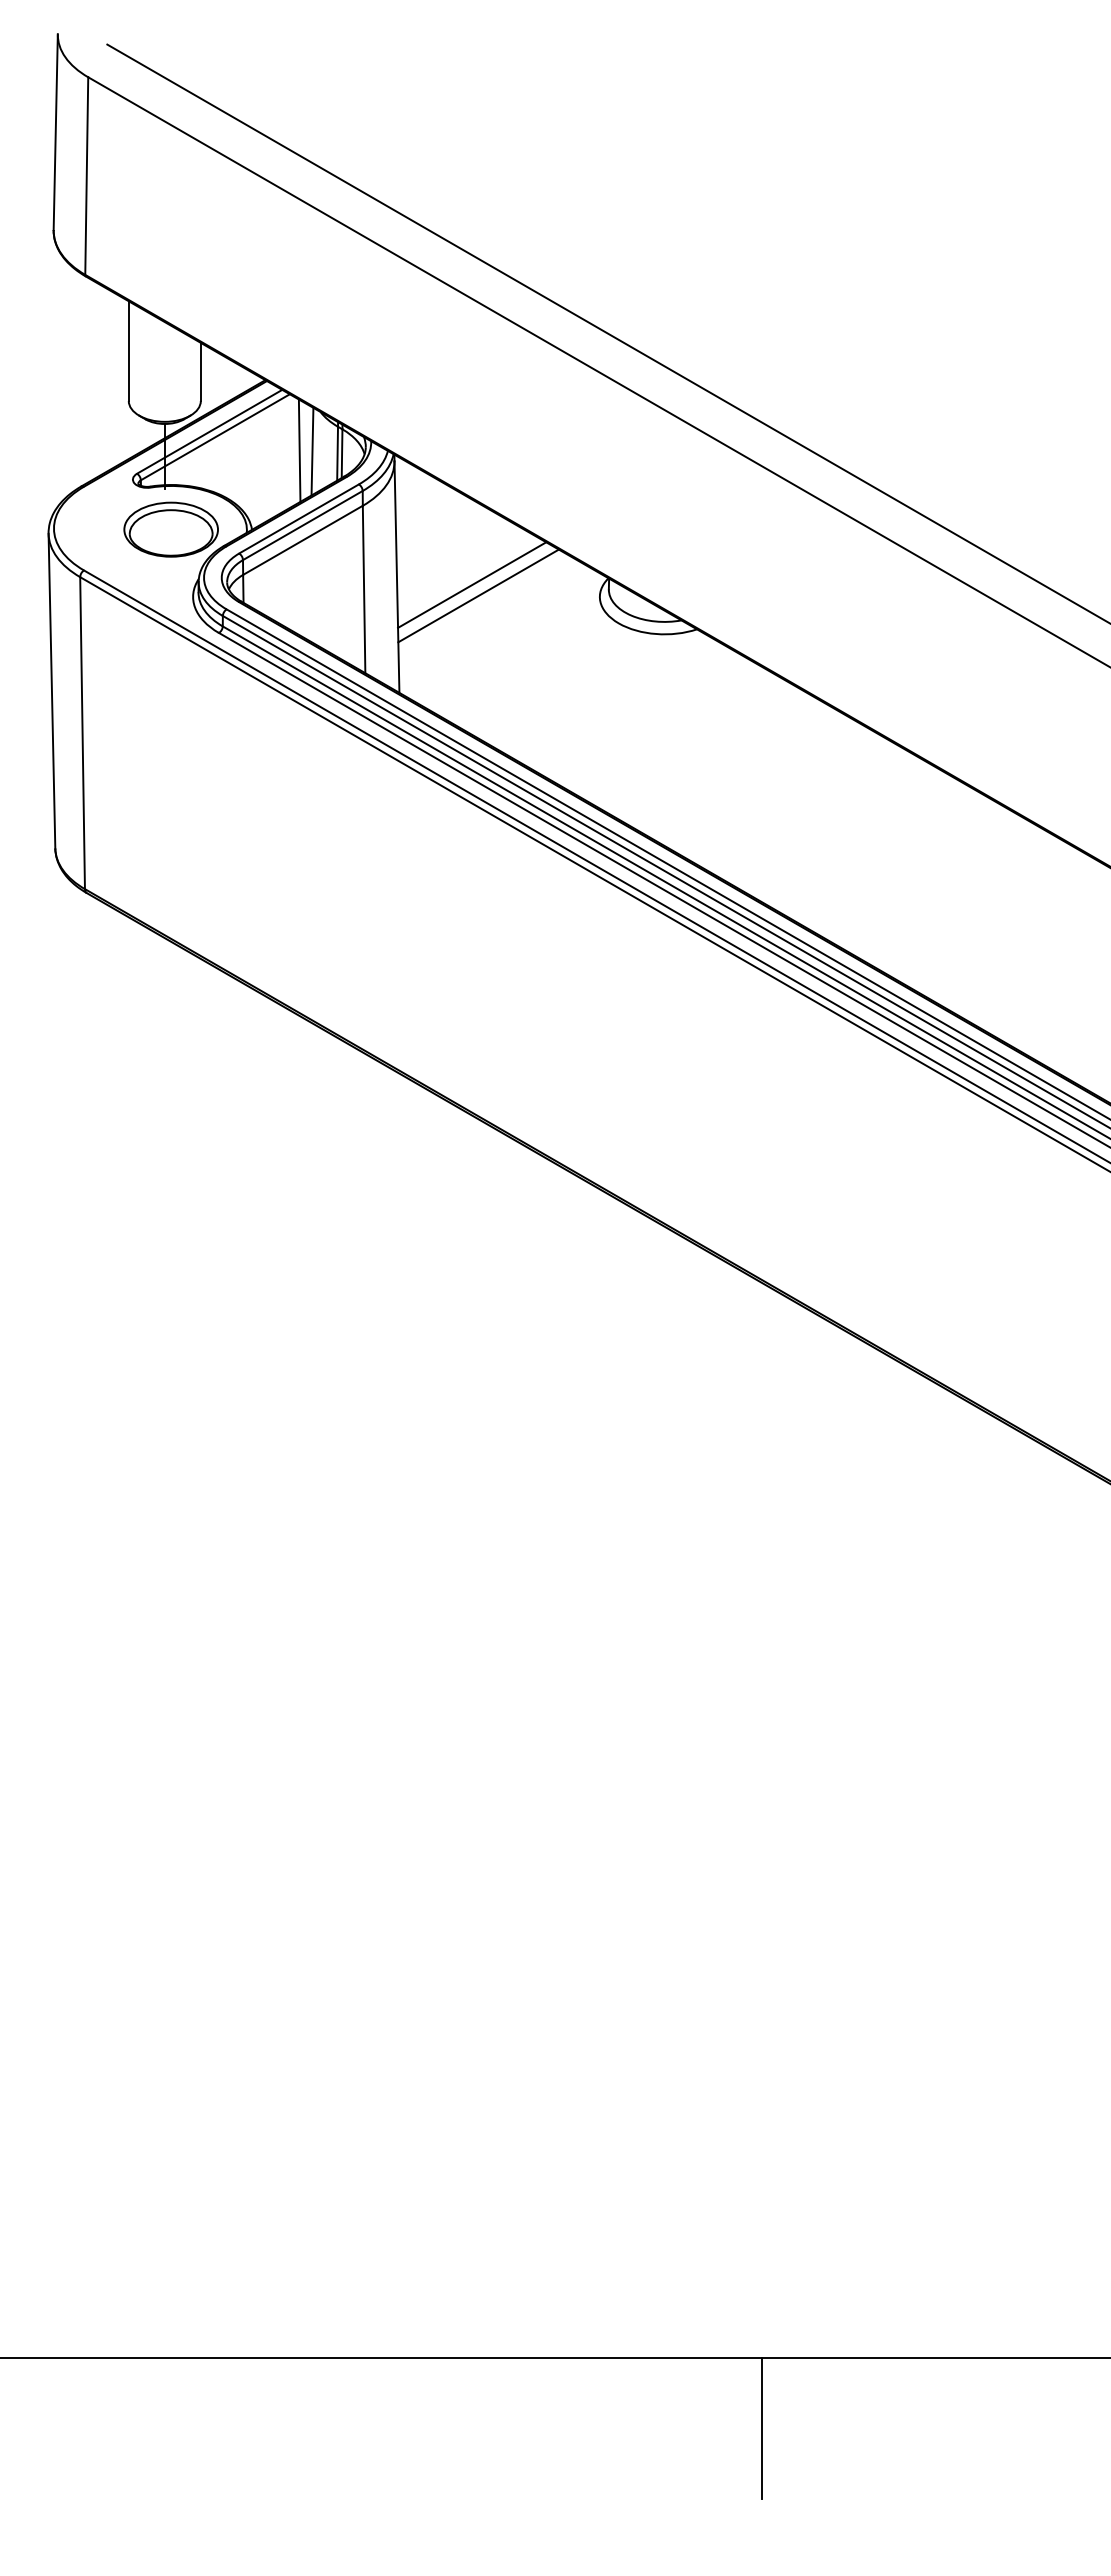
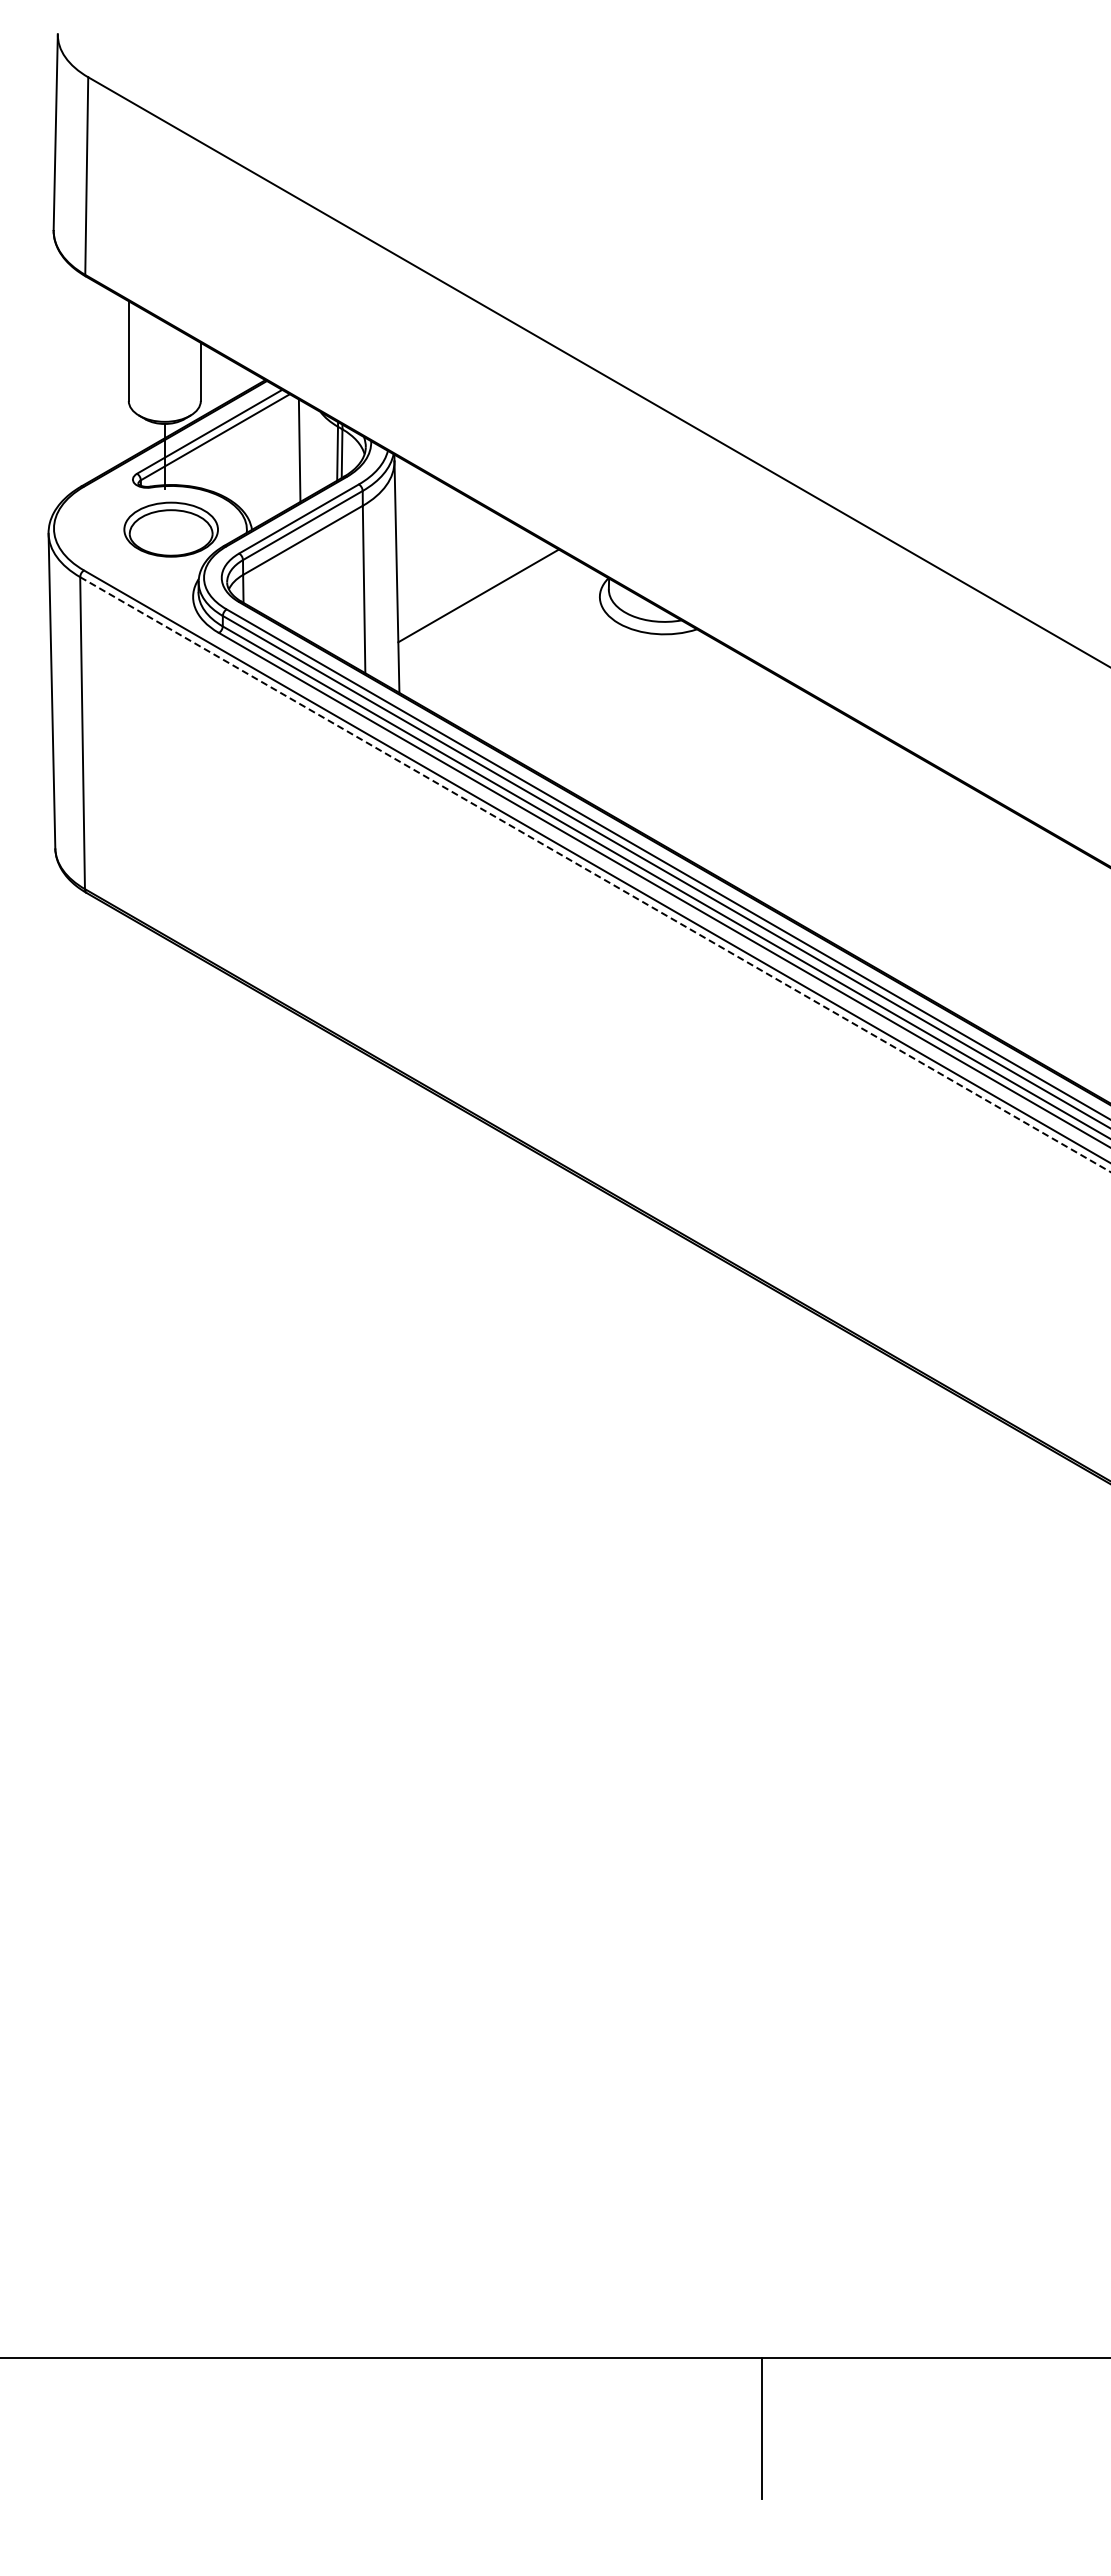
line: present -> none (607, 332)
line: present -> none (312, 451)
line: present -> none (472, 584)
line: solid -> dashed (595, 874)
